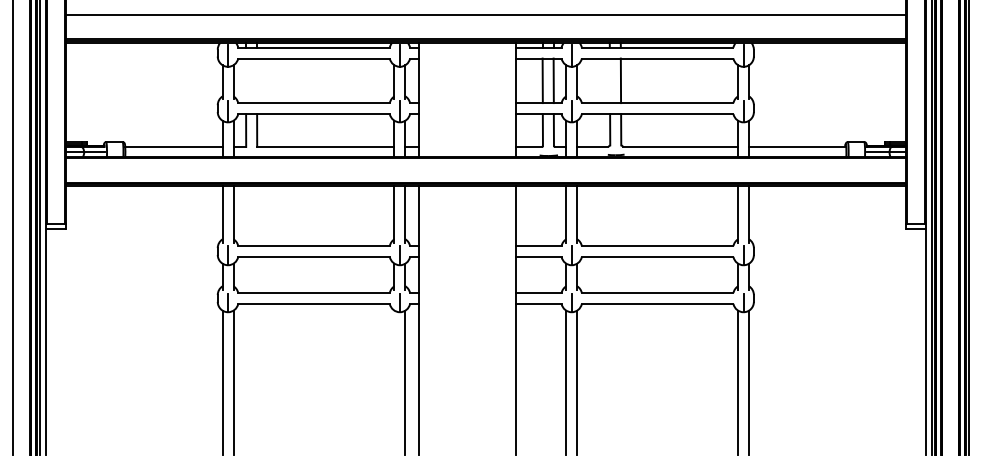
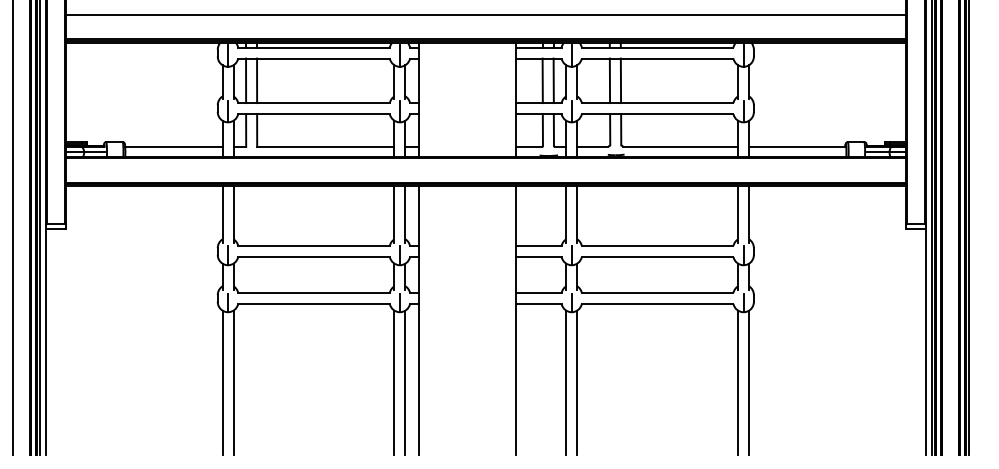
line: none -> present (246, 80)
line: none -> present (257, 80)
line: none -> present (609, 80)
line: none -> present (394, 382)
